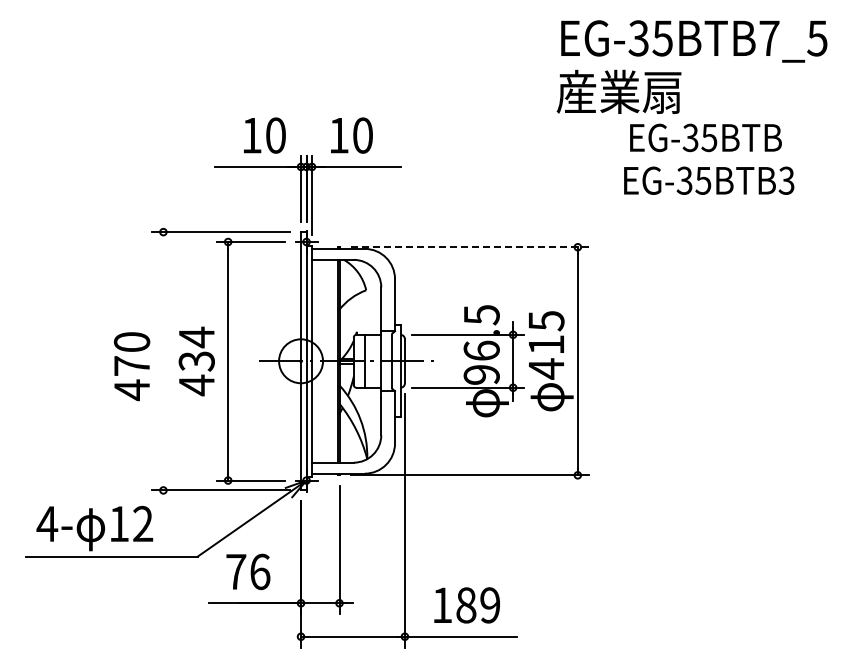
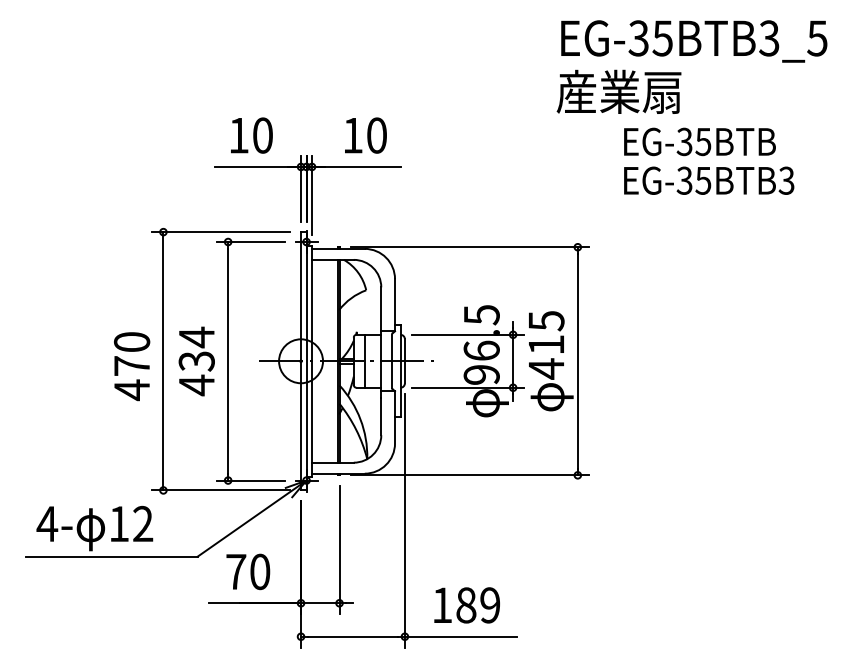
text: EG-35BTB7_5 -> EG-35BTB3_5 (769, 38)
text position: (264, 135) -> (251, 135) (251, 135)
text position: (351, 135) -> (365, 135) (365, 135)
text position: (705, 137) -> (699, 141) (699, 141)
line: dashed -> solid (470, 247)
line: none -> present (163, 361)
text: 76 -> 70 (260, 571)
